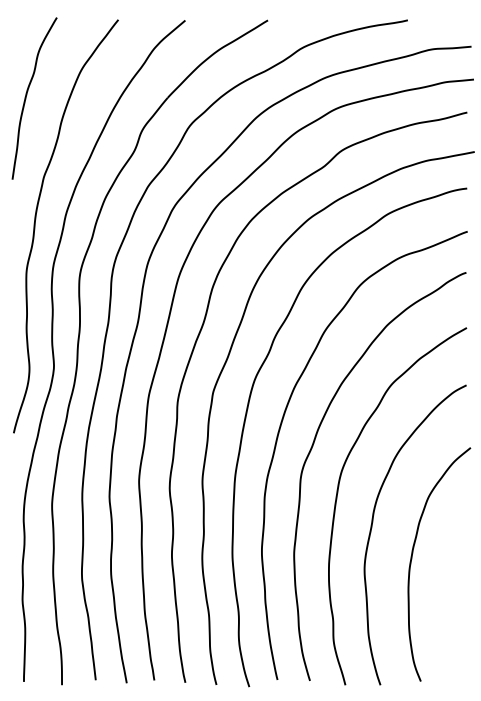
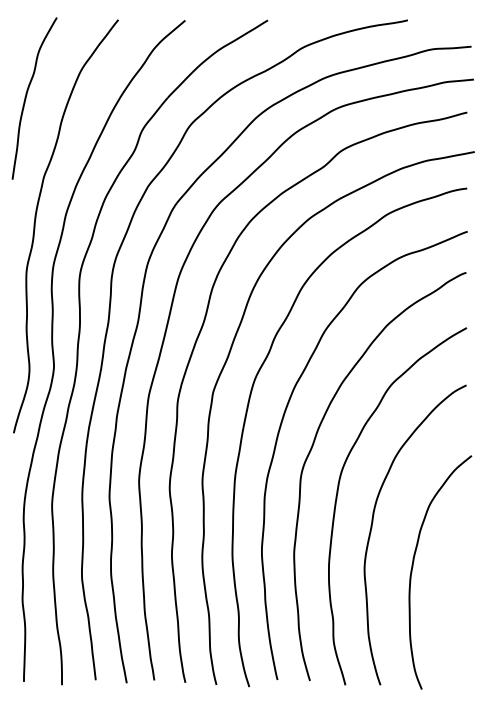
curve position: (412, 559) -> (413, 567) (413, 567)
